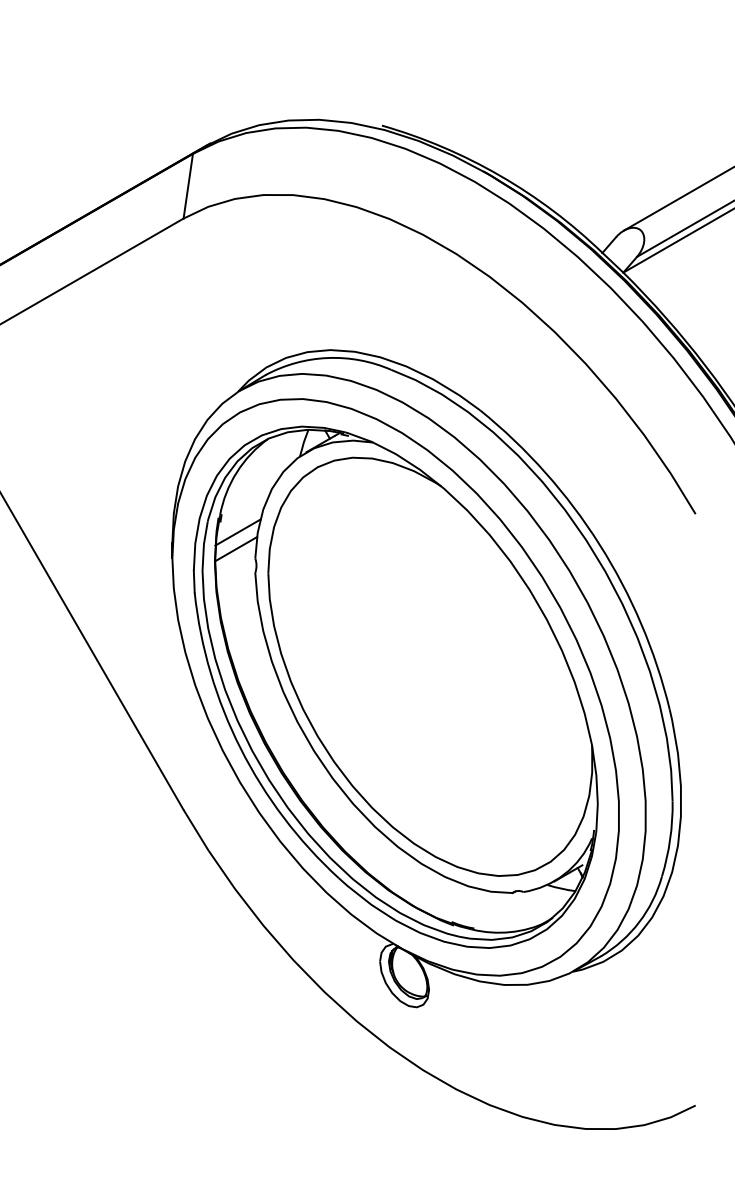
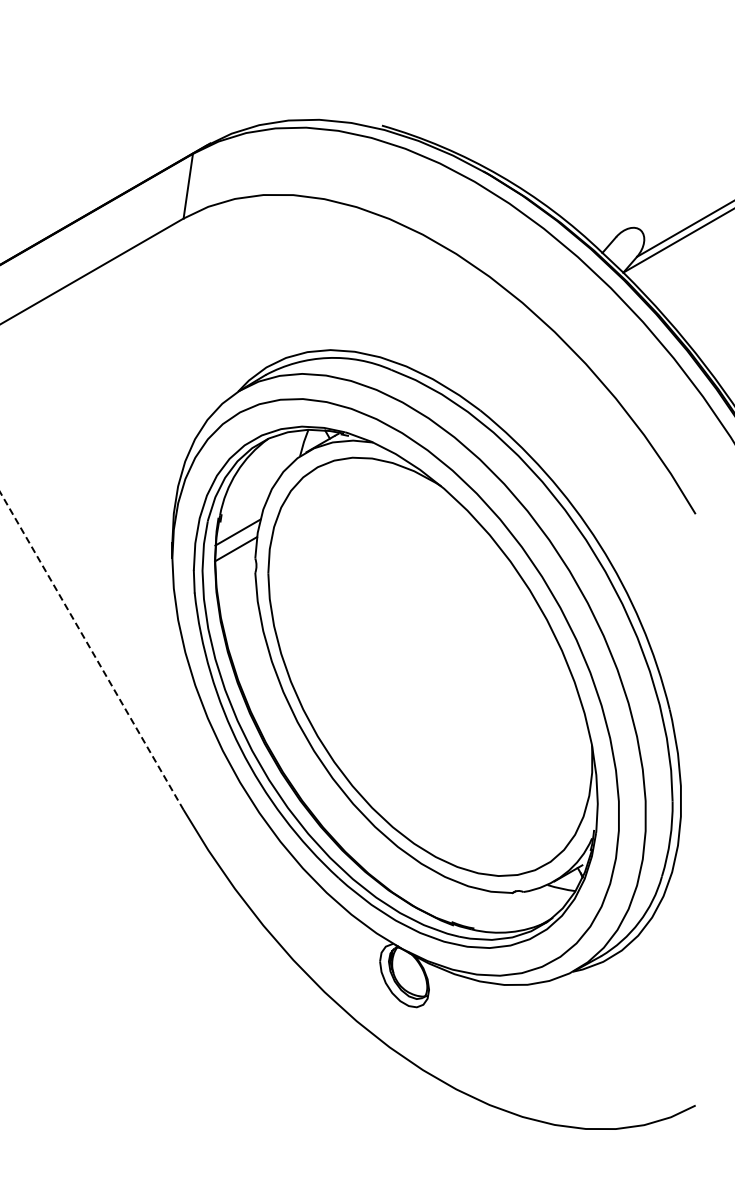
line: present -> none (677, 199)
line: solid -> dashed (92, 651)
